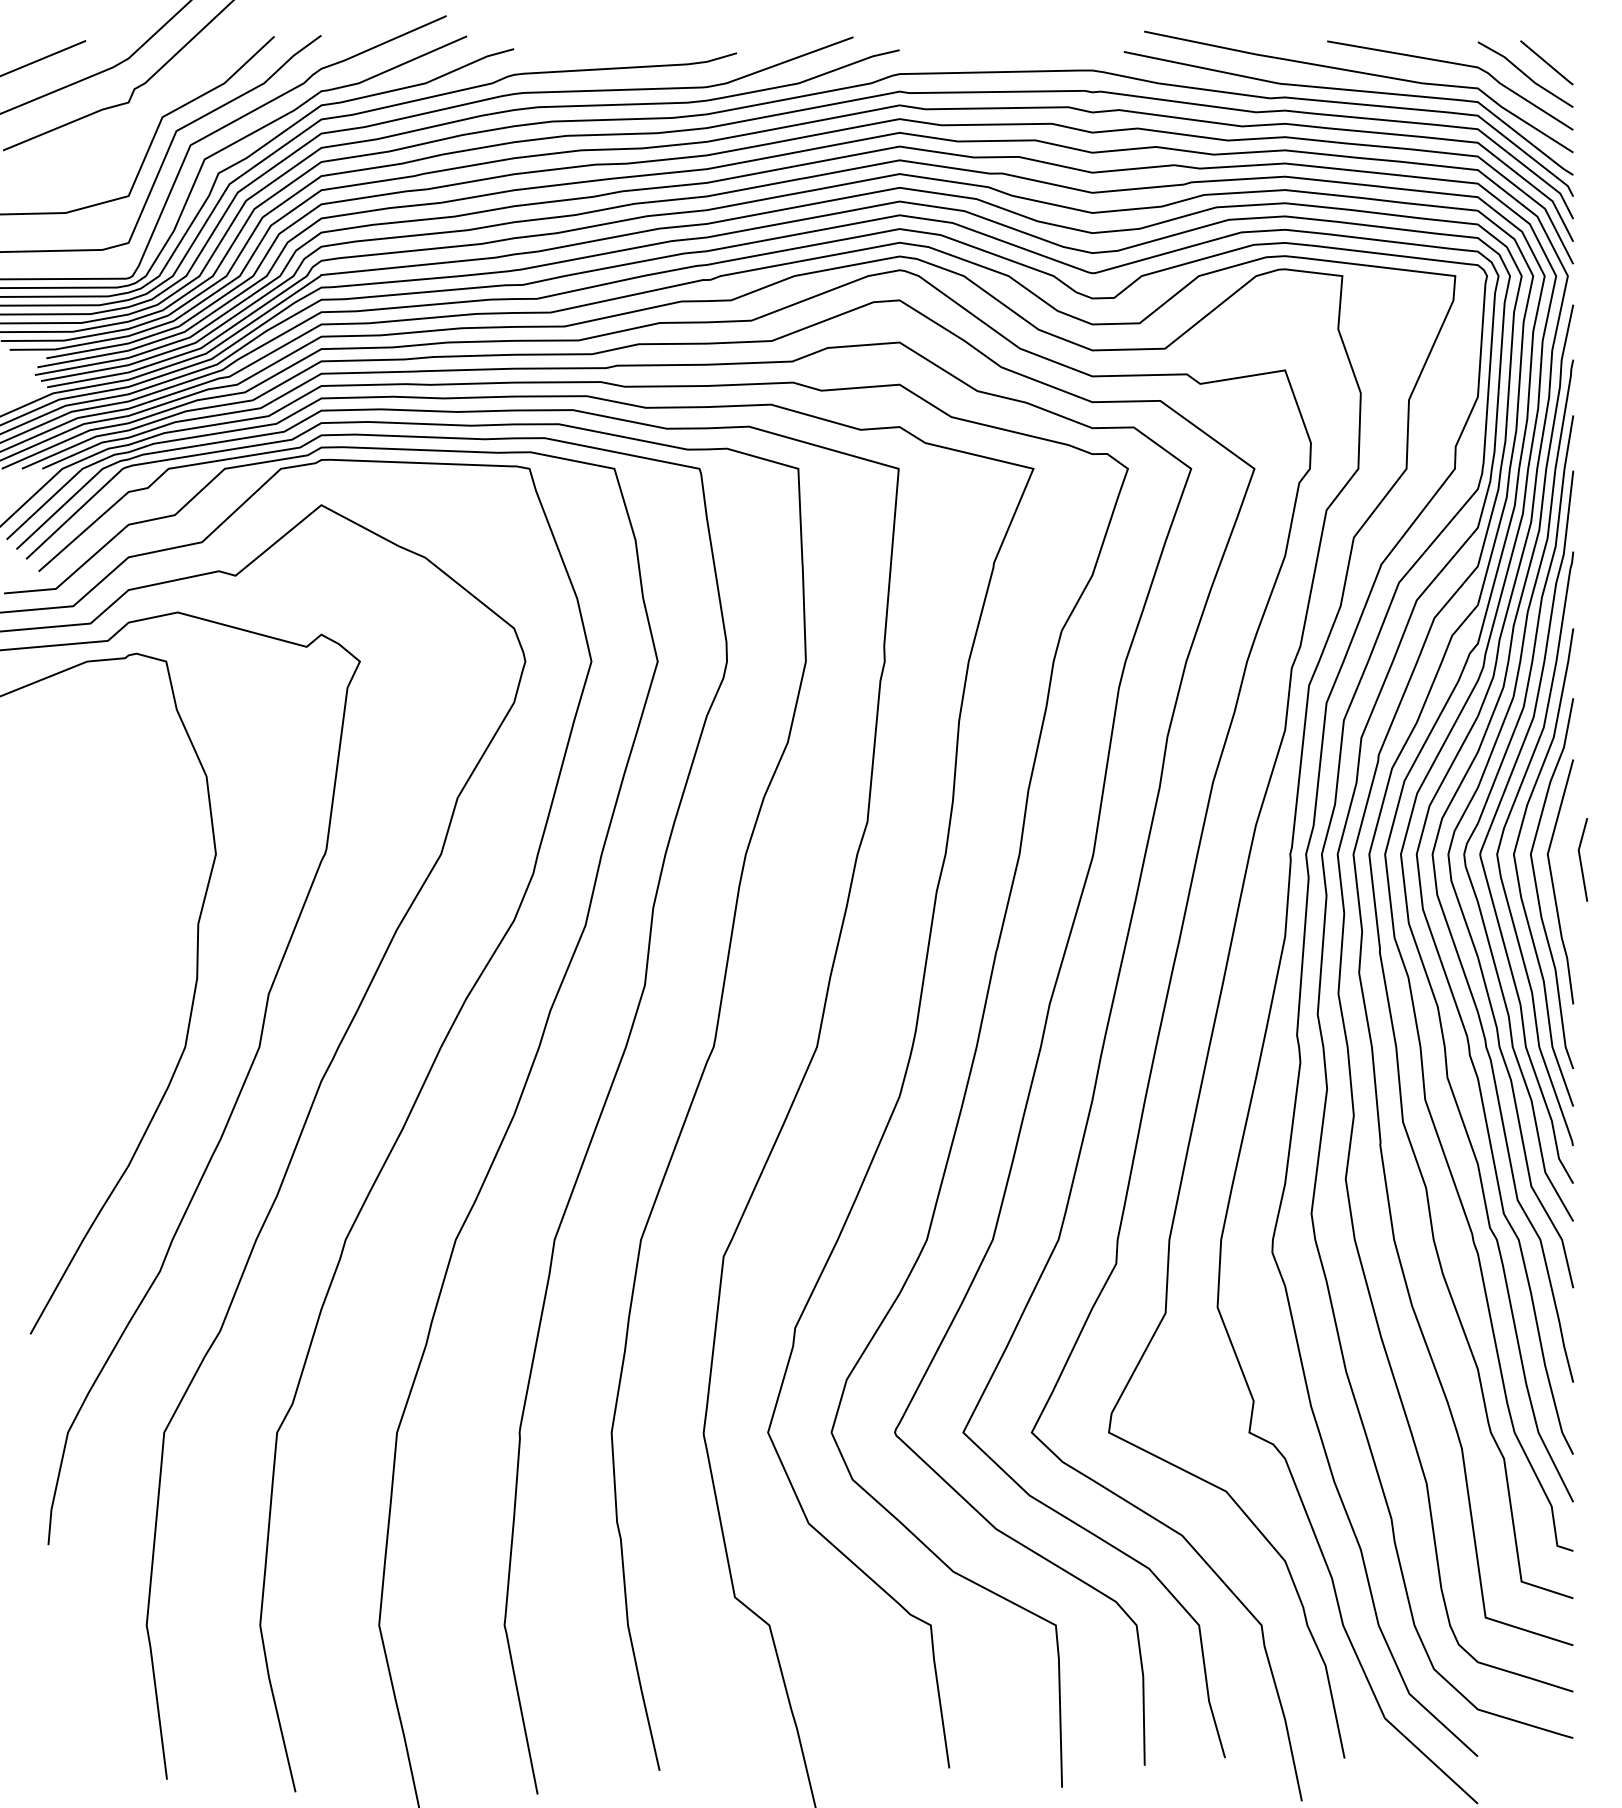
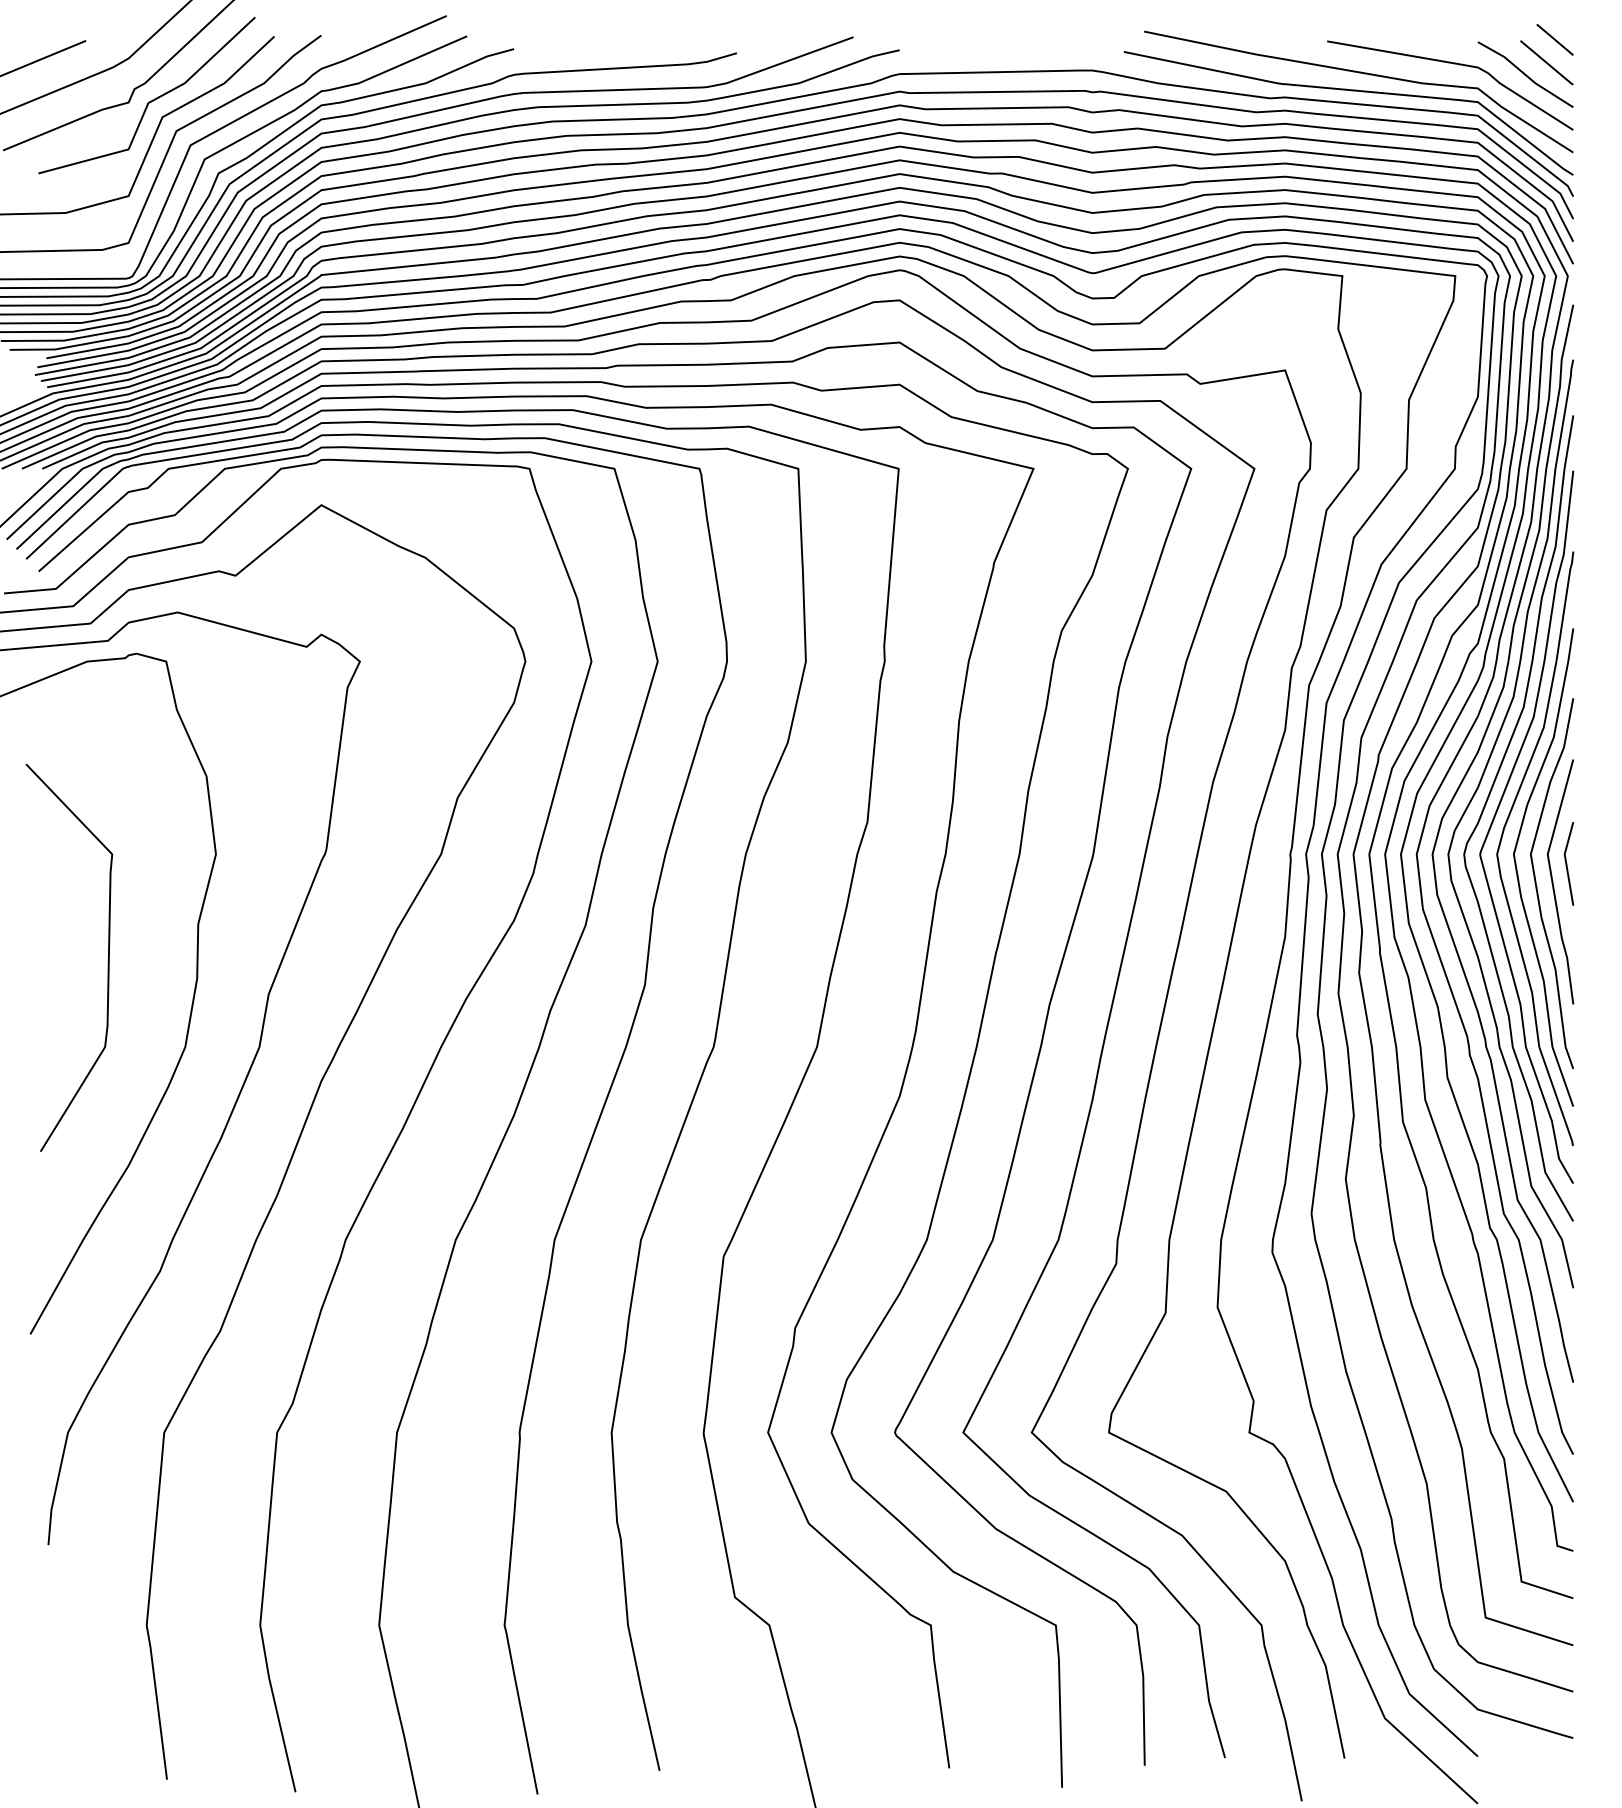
line: none -> present (1554, 39)
line: none -> present (150, 100)
line position: (1581, 859) -> (1567, 863) (1567, 863)
curve: none -> present (107, 961)
